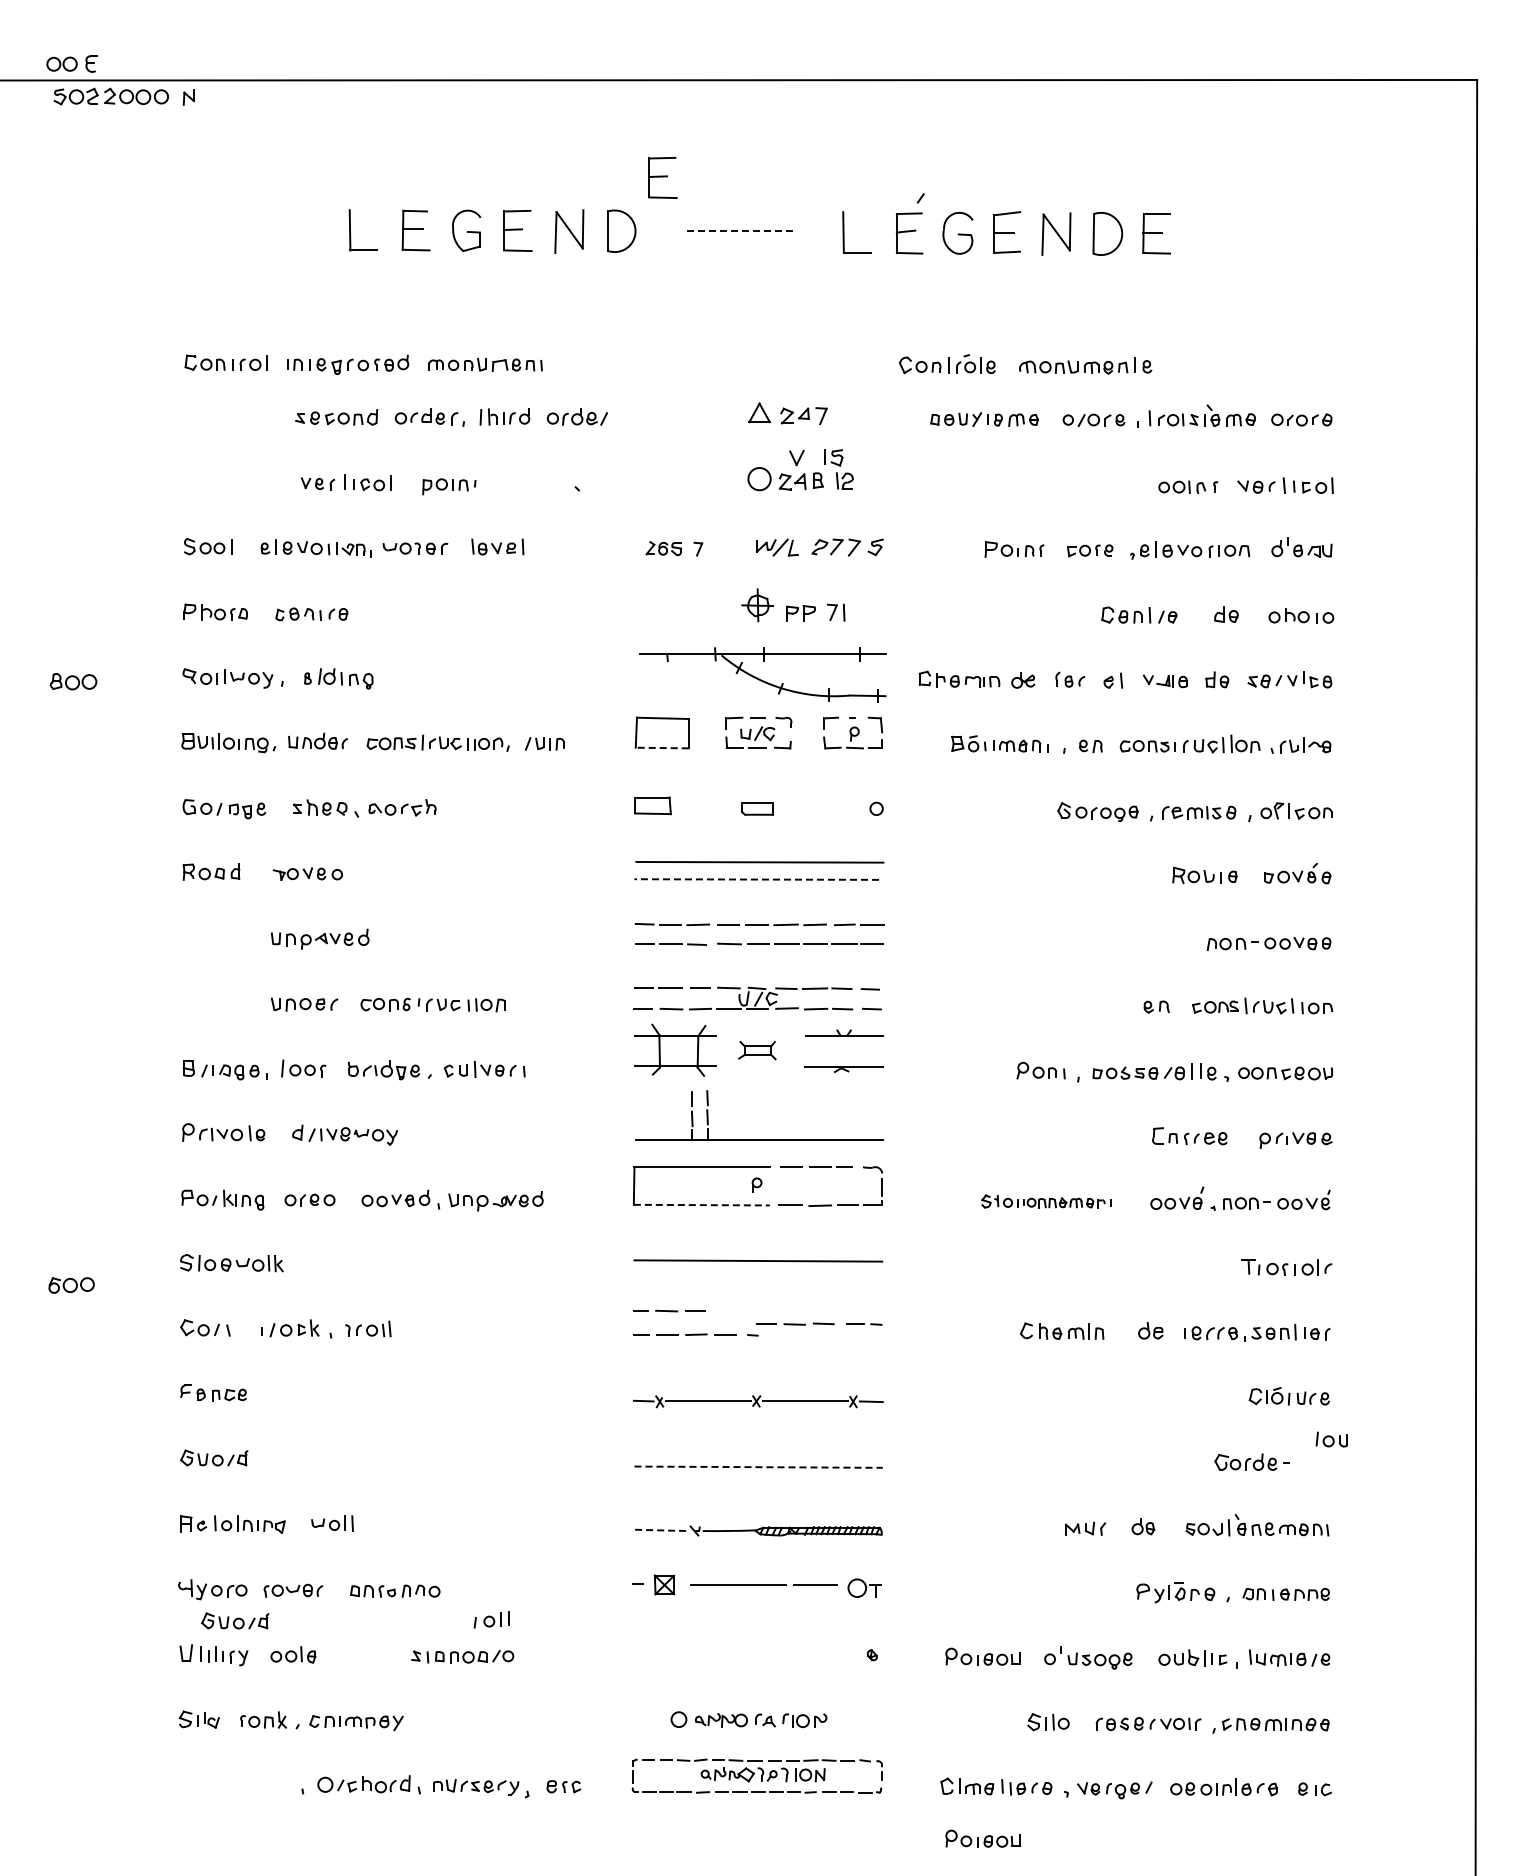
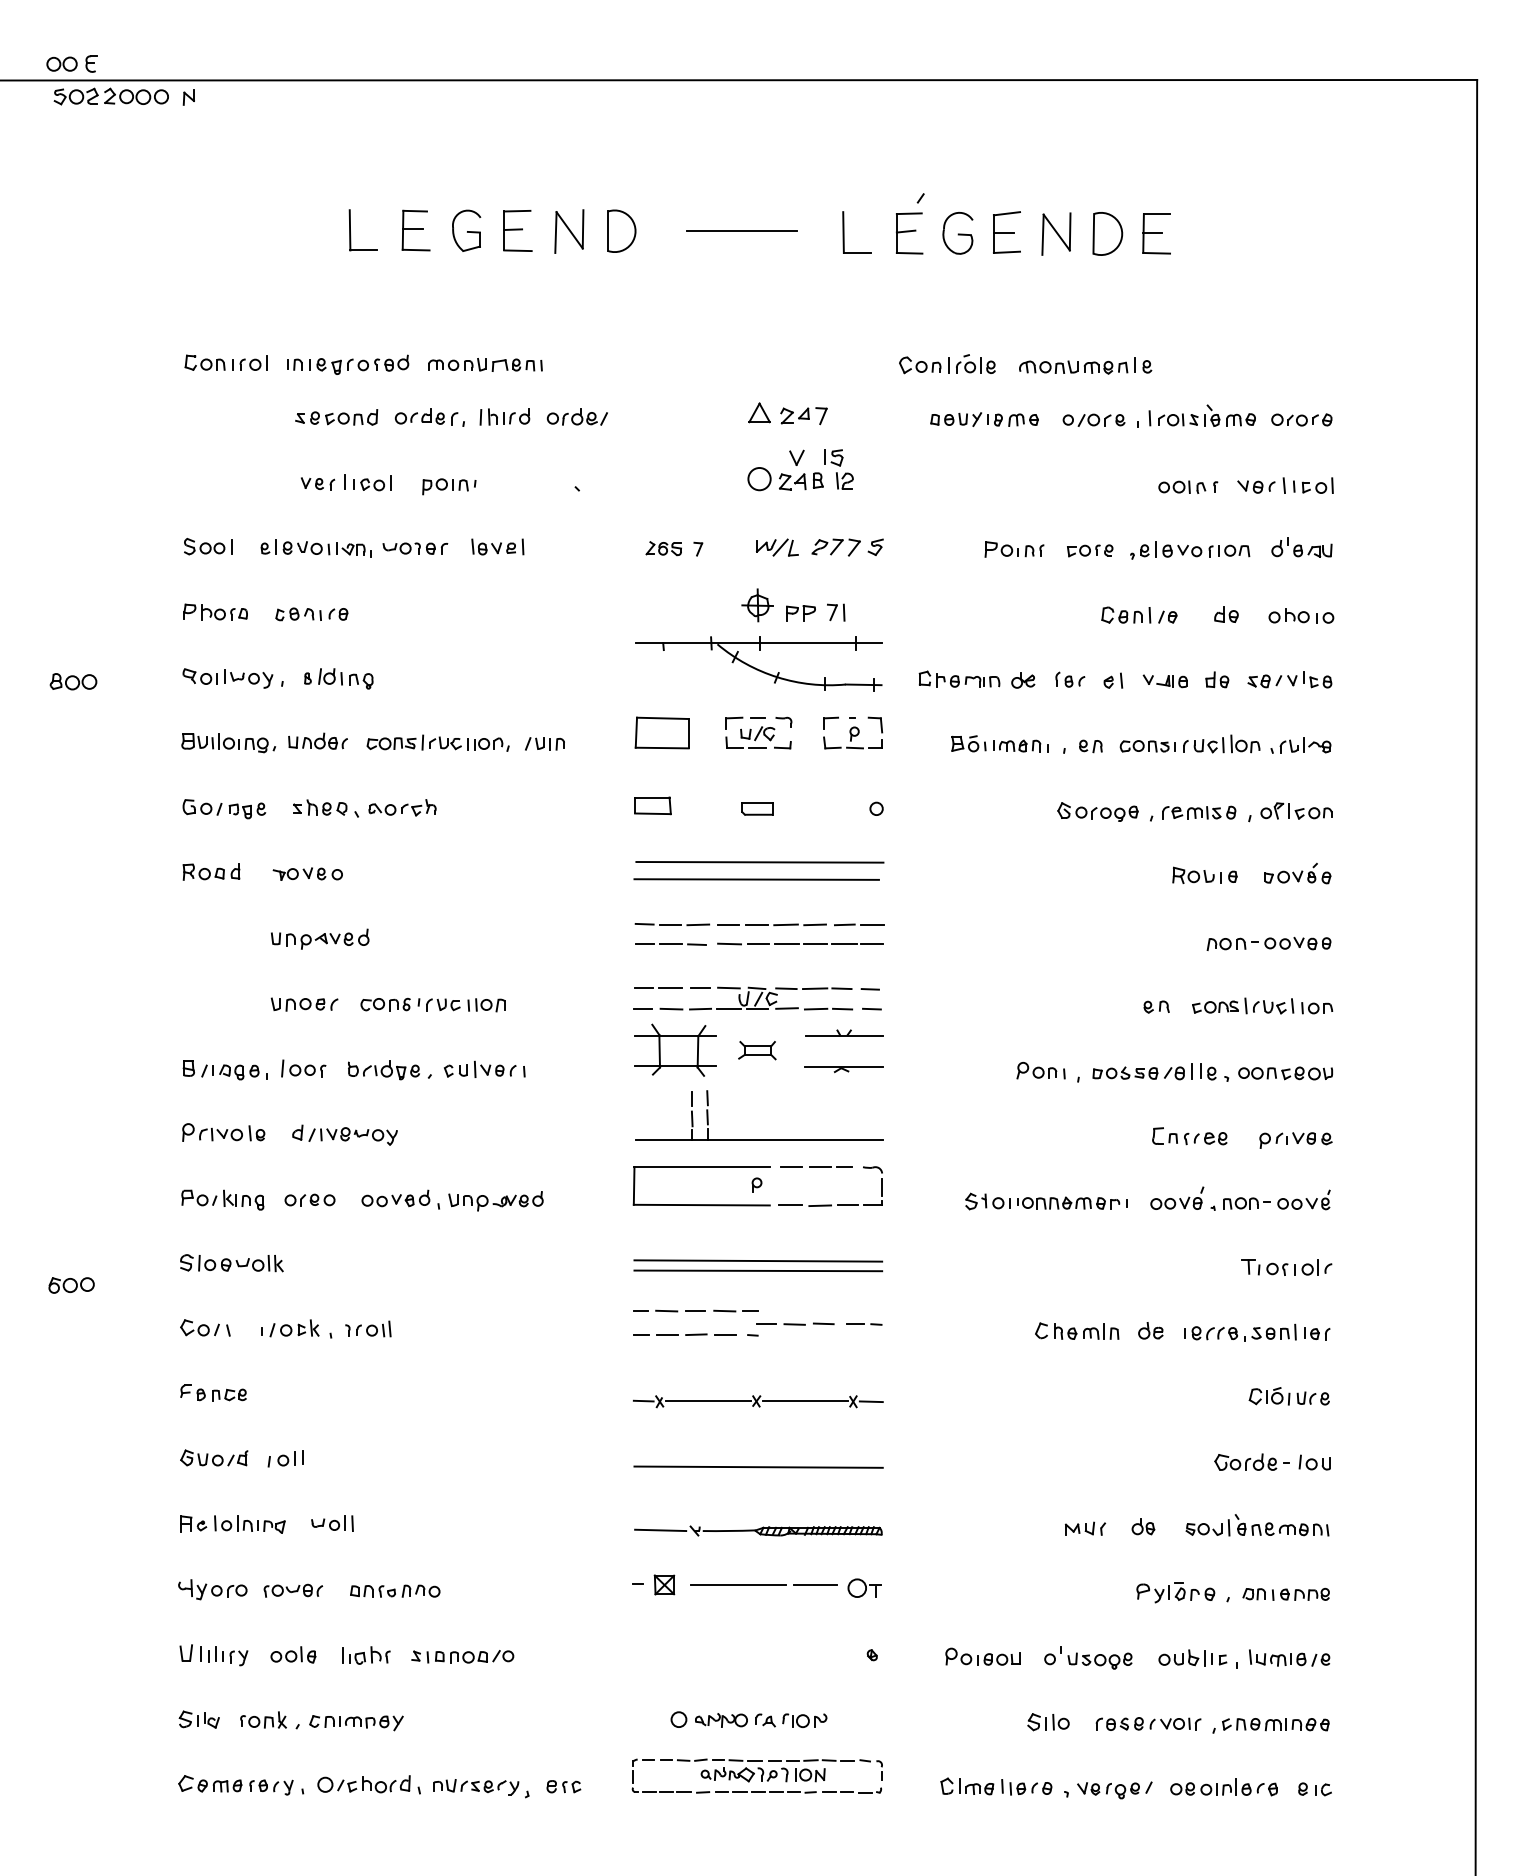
part: present -> none (662, 177)
line: dashed -> solid (742, 231)
part position: (762, 674) -> (758, 663) (758, 663)
line: dashed -> solid (661, 748)
line: dashed -> solid (756, 879)
part size: 131x15 px -> 163x19 px (1046, 1201)
line: dashed -> solid (701, 1205)
line: none -> present (758, 1270)
part: none -> present (735, 1310)
part position: (1062, 1330) -> (1077, 1330) (1077, 1330)
part position: (1331, 1439) -> (1314, 1462) (1314, 1462)
line: dashed -> solid (759, 1467)
line: dashed -> solid (660, 1530)
part position: (491, 1619) -> (285, 1458) (285, 1458)
part: present -> none (235, 1620)
part: none -> present (366, 1655)
part: none -> present (235, 1785)
part: present -> none (982, 1838)
